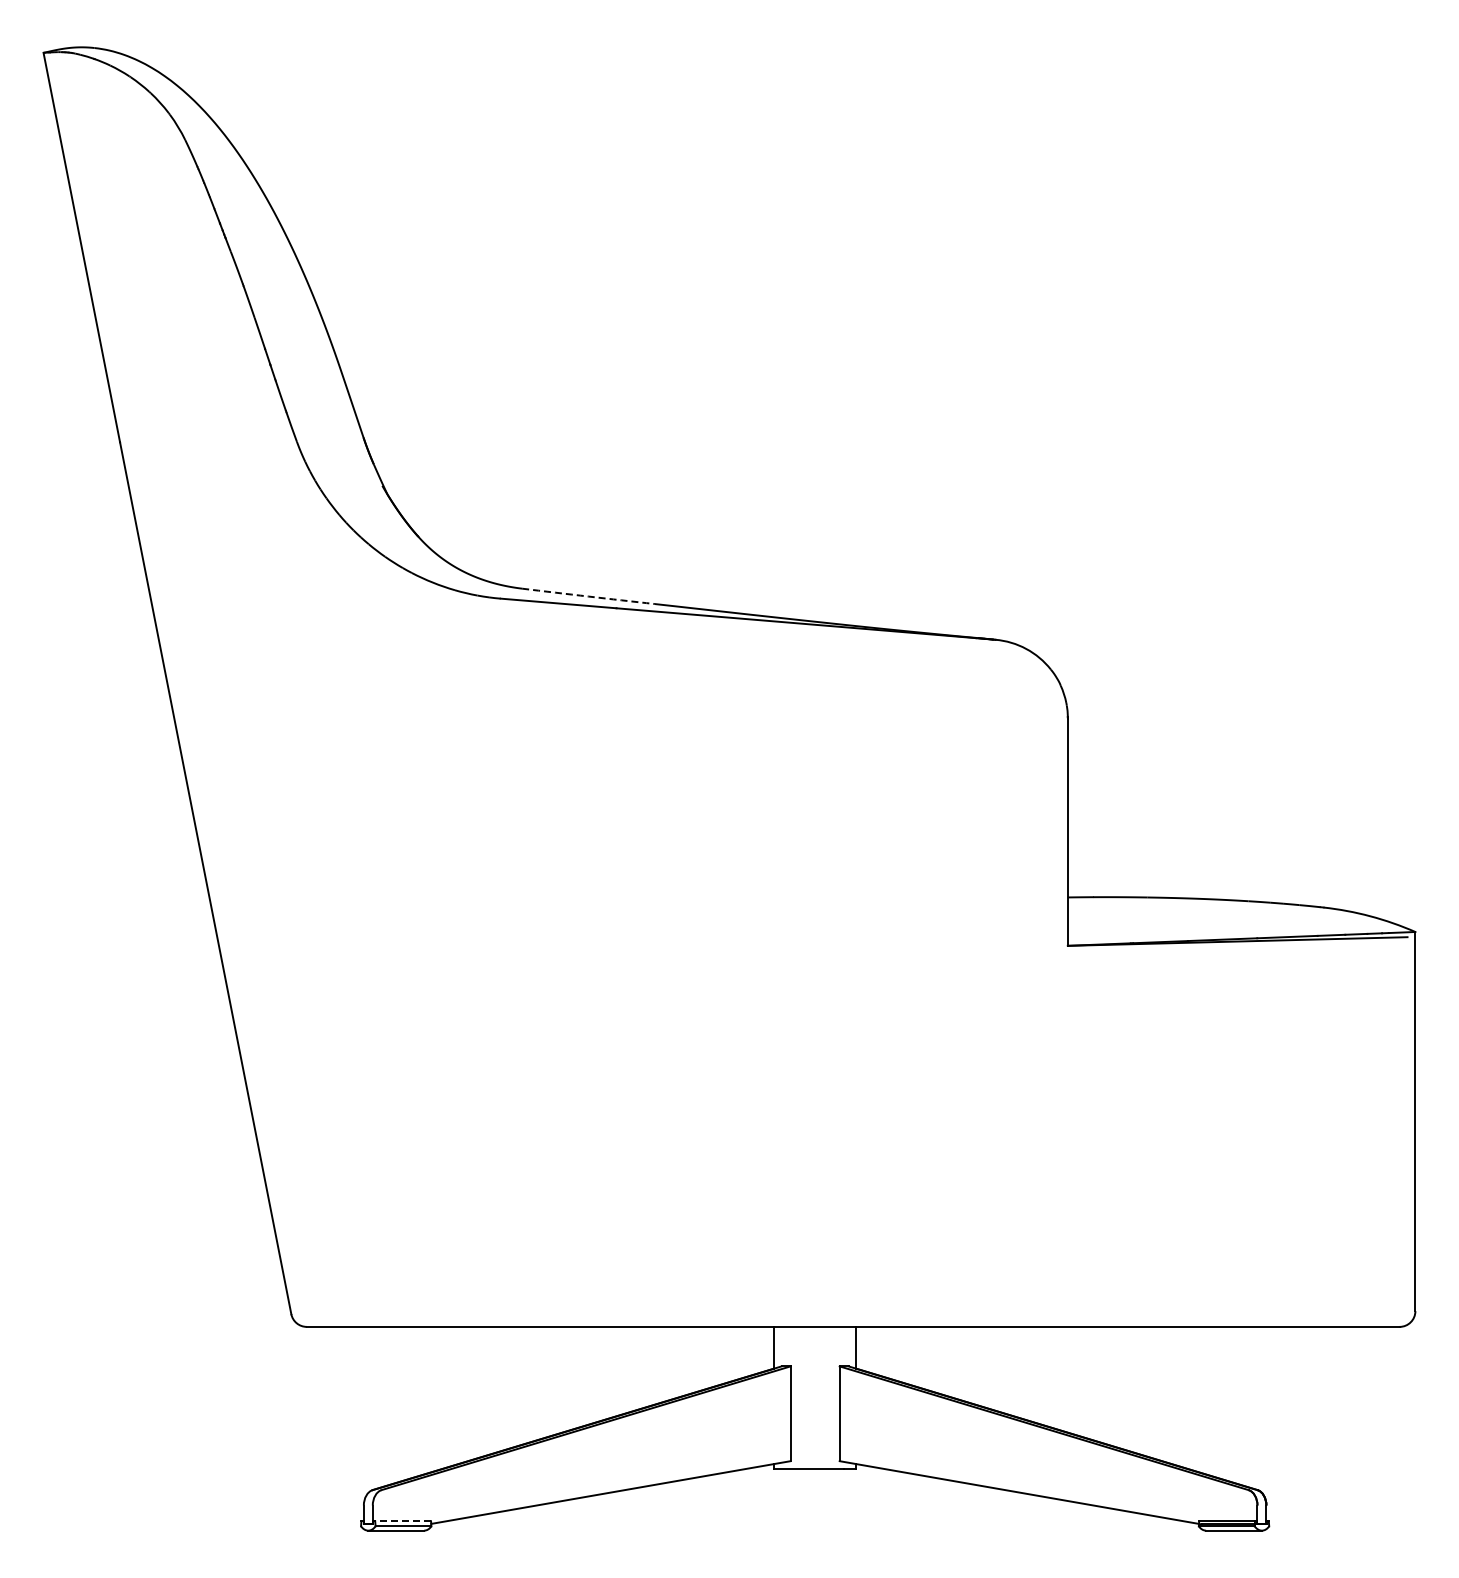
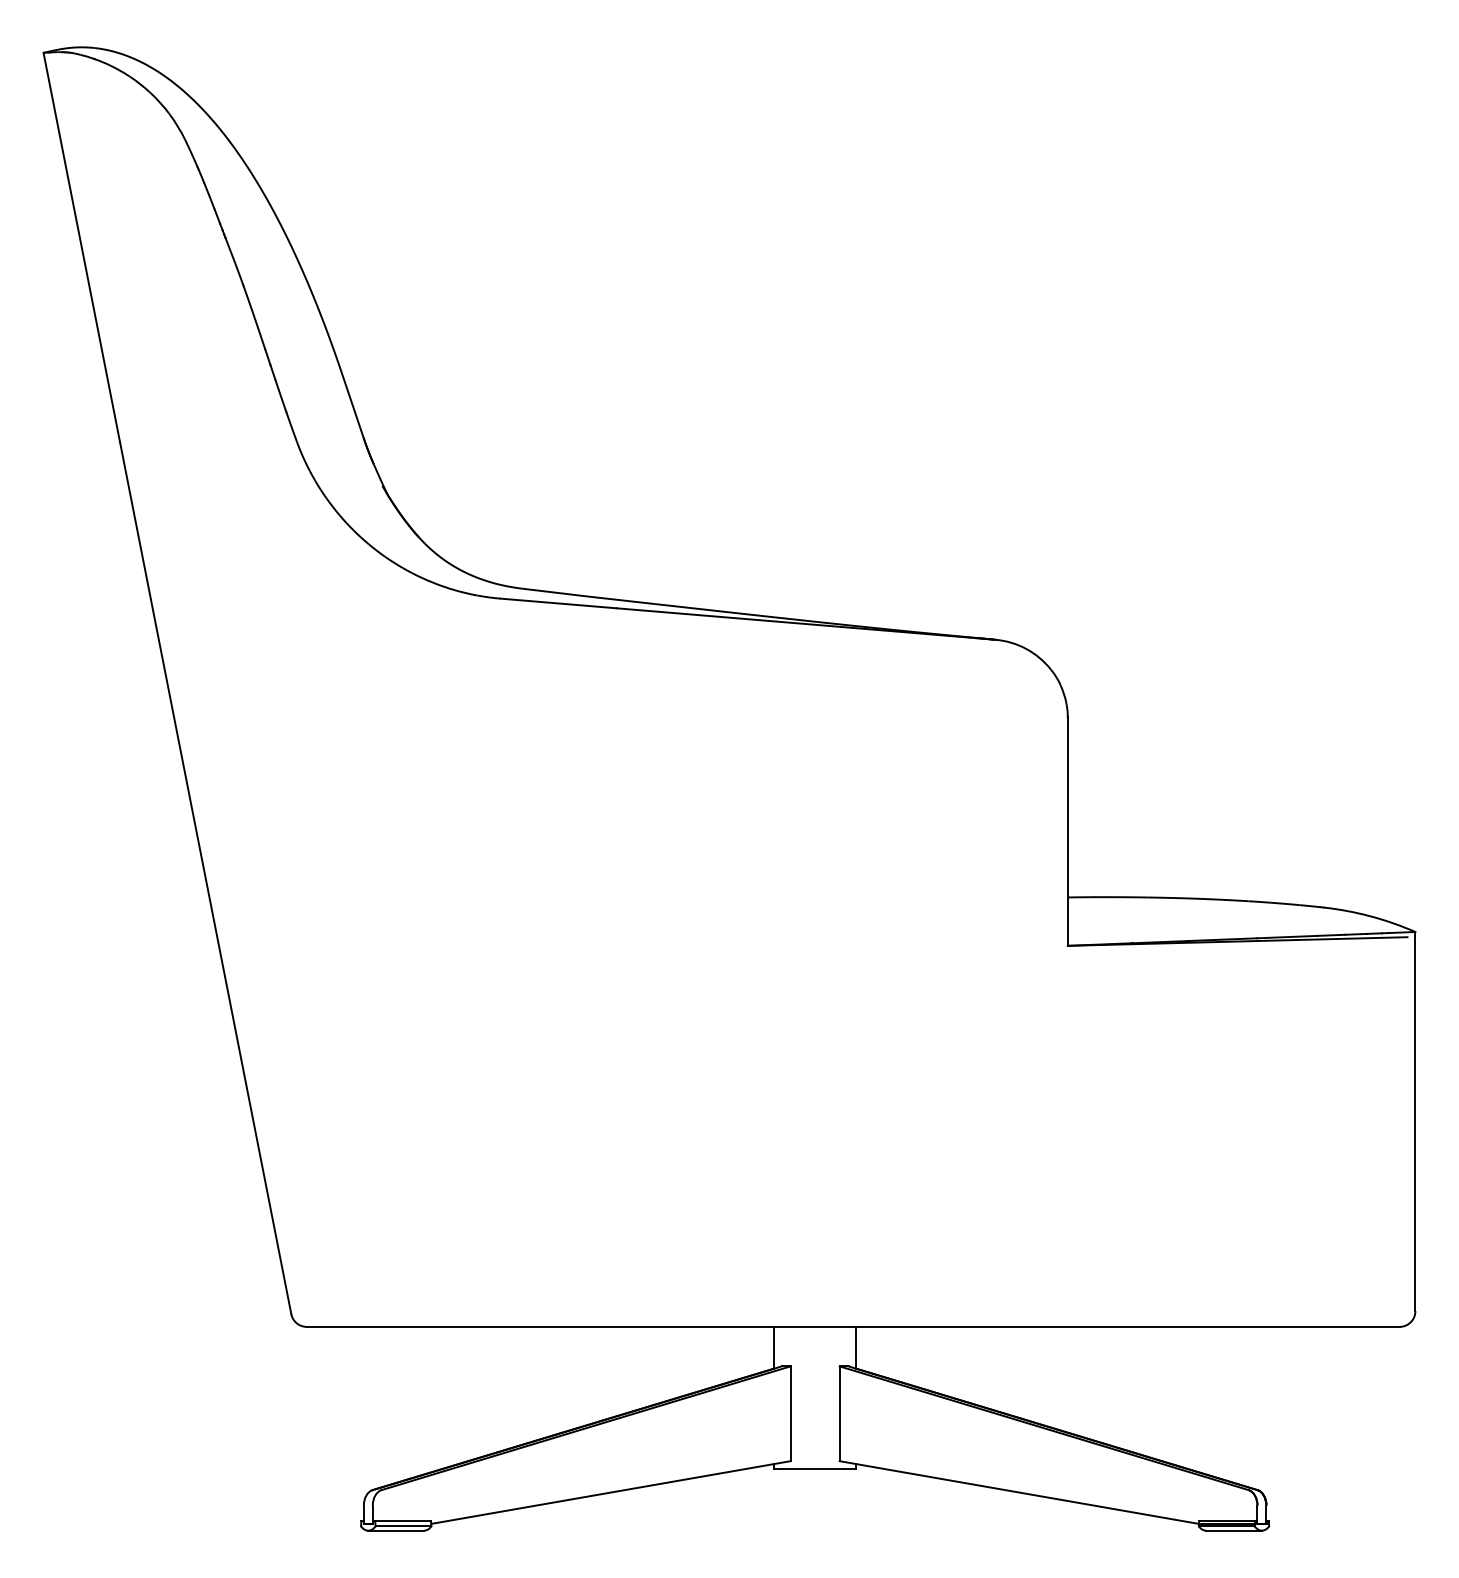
line: dashed -> solid (588, 596)
line: dashed -> solid (403, 1521)
